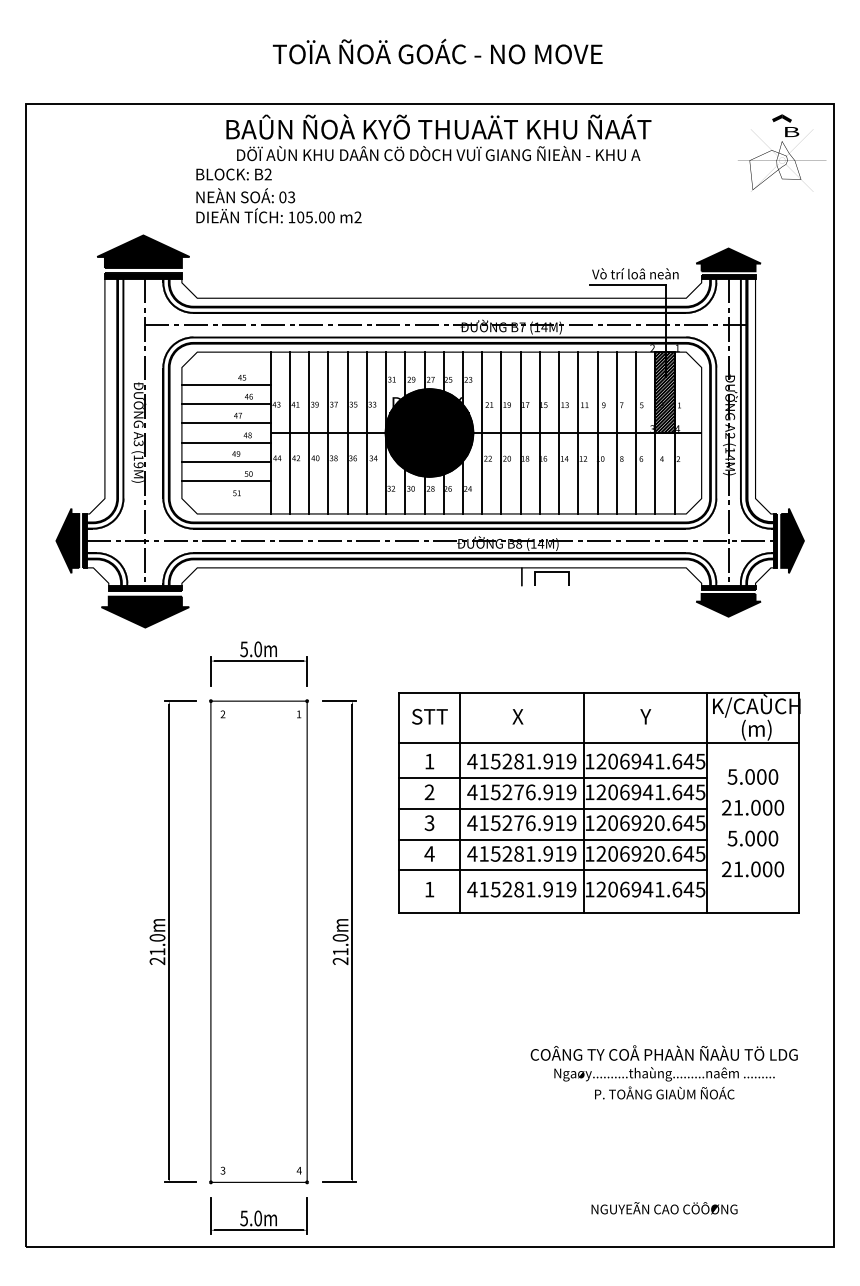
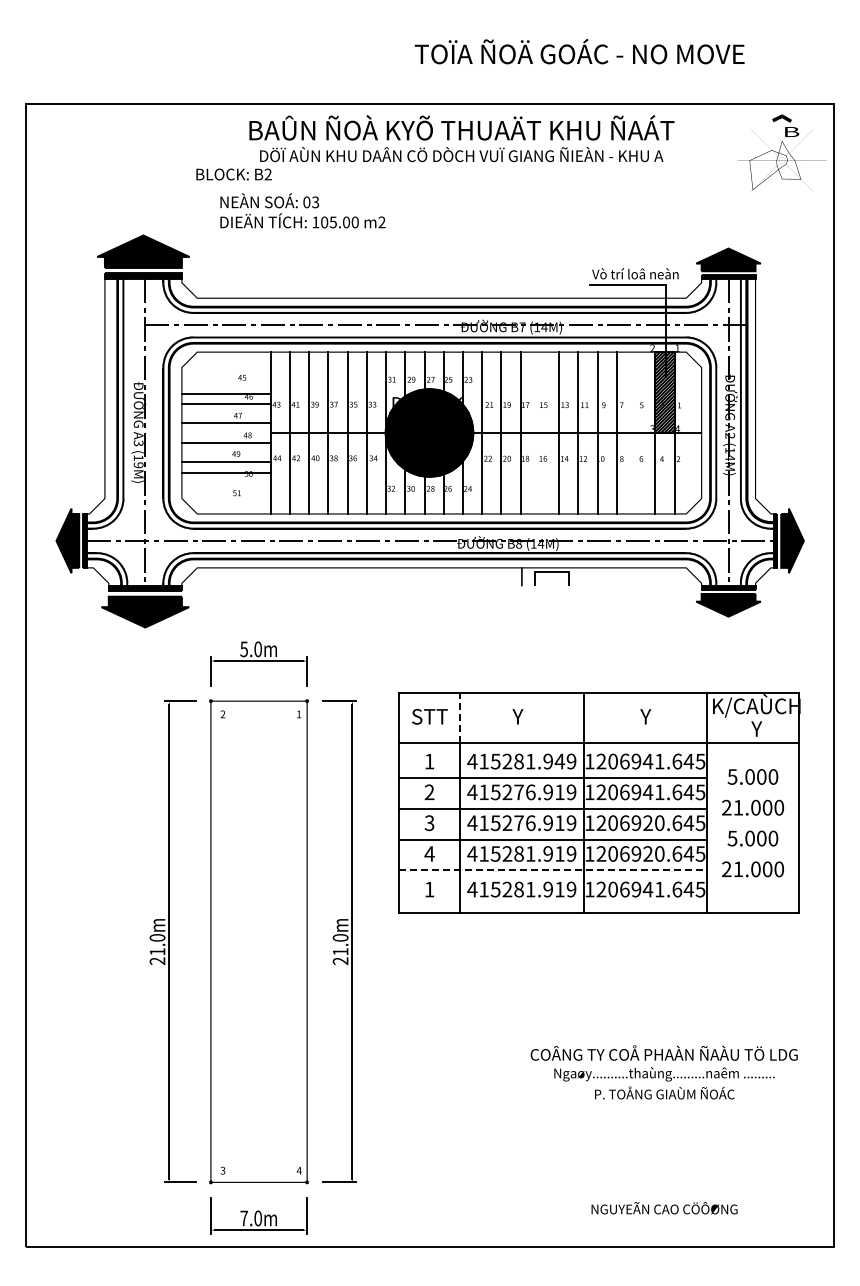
text position: (437, 51) -> (579, 51) (579, 51)
text position: (438, 137) -> (461, 138) (461, 138)
text position: (278, 205) -> (302, 210) (302, 210)
line position: (225, 384) -> (225, 393) (225, 393)
line: present -> none (539, 432)
line: present -> none (636, 432)
line position: (225, 481) -> (225, 473) (225, 473)
text: X -> Y (517, 716)
line: solid -> dashed (460, 717)
text: (m) -> Y (756, 729)
text: 415281.919 -> 415281.949 (559, 761)
line: solid -> dashed (552, 870)
text: 5.0m -> 7.0m (244, 1218)
